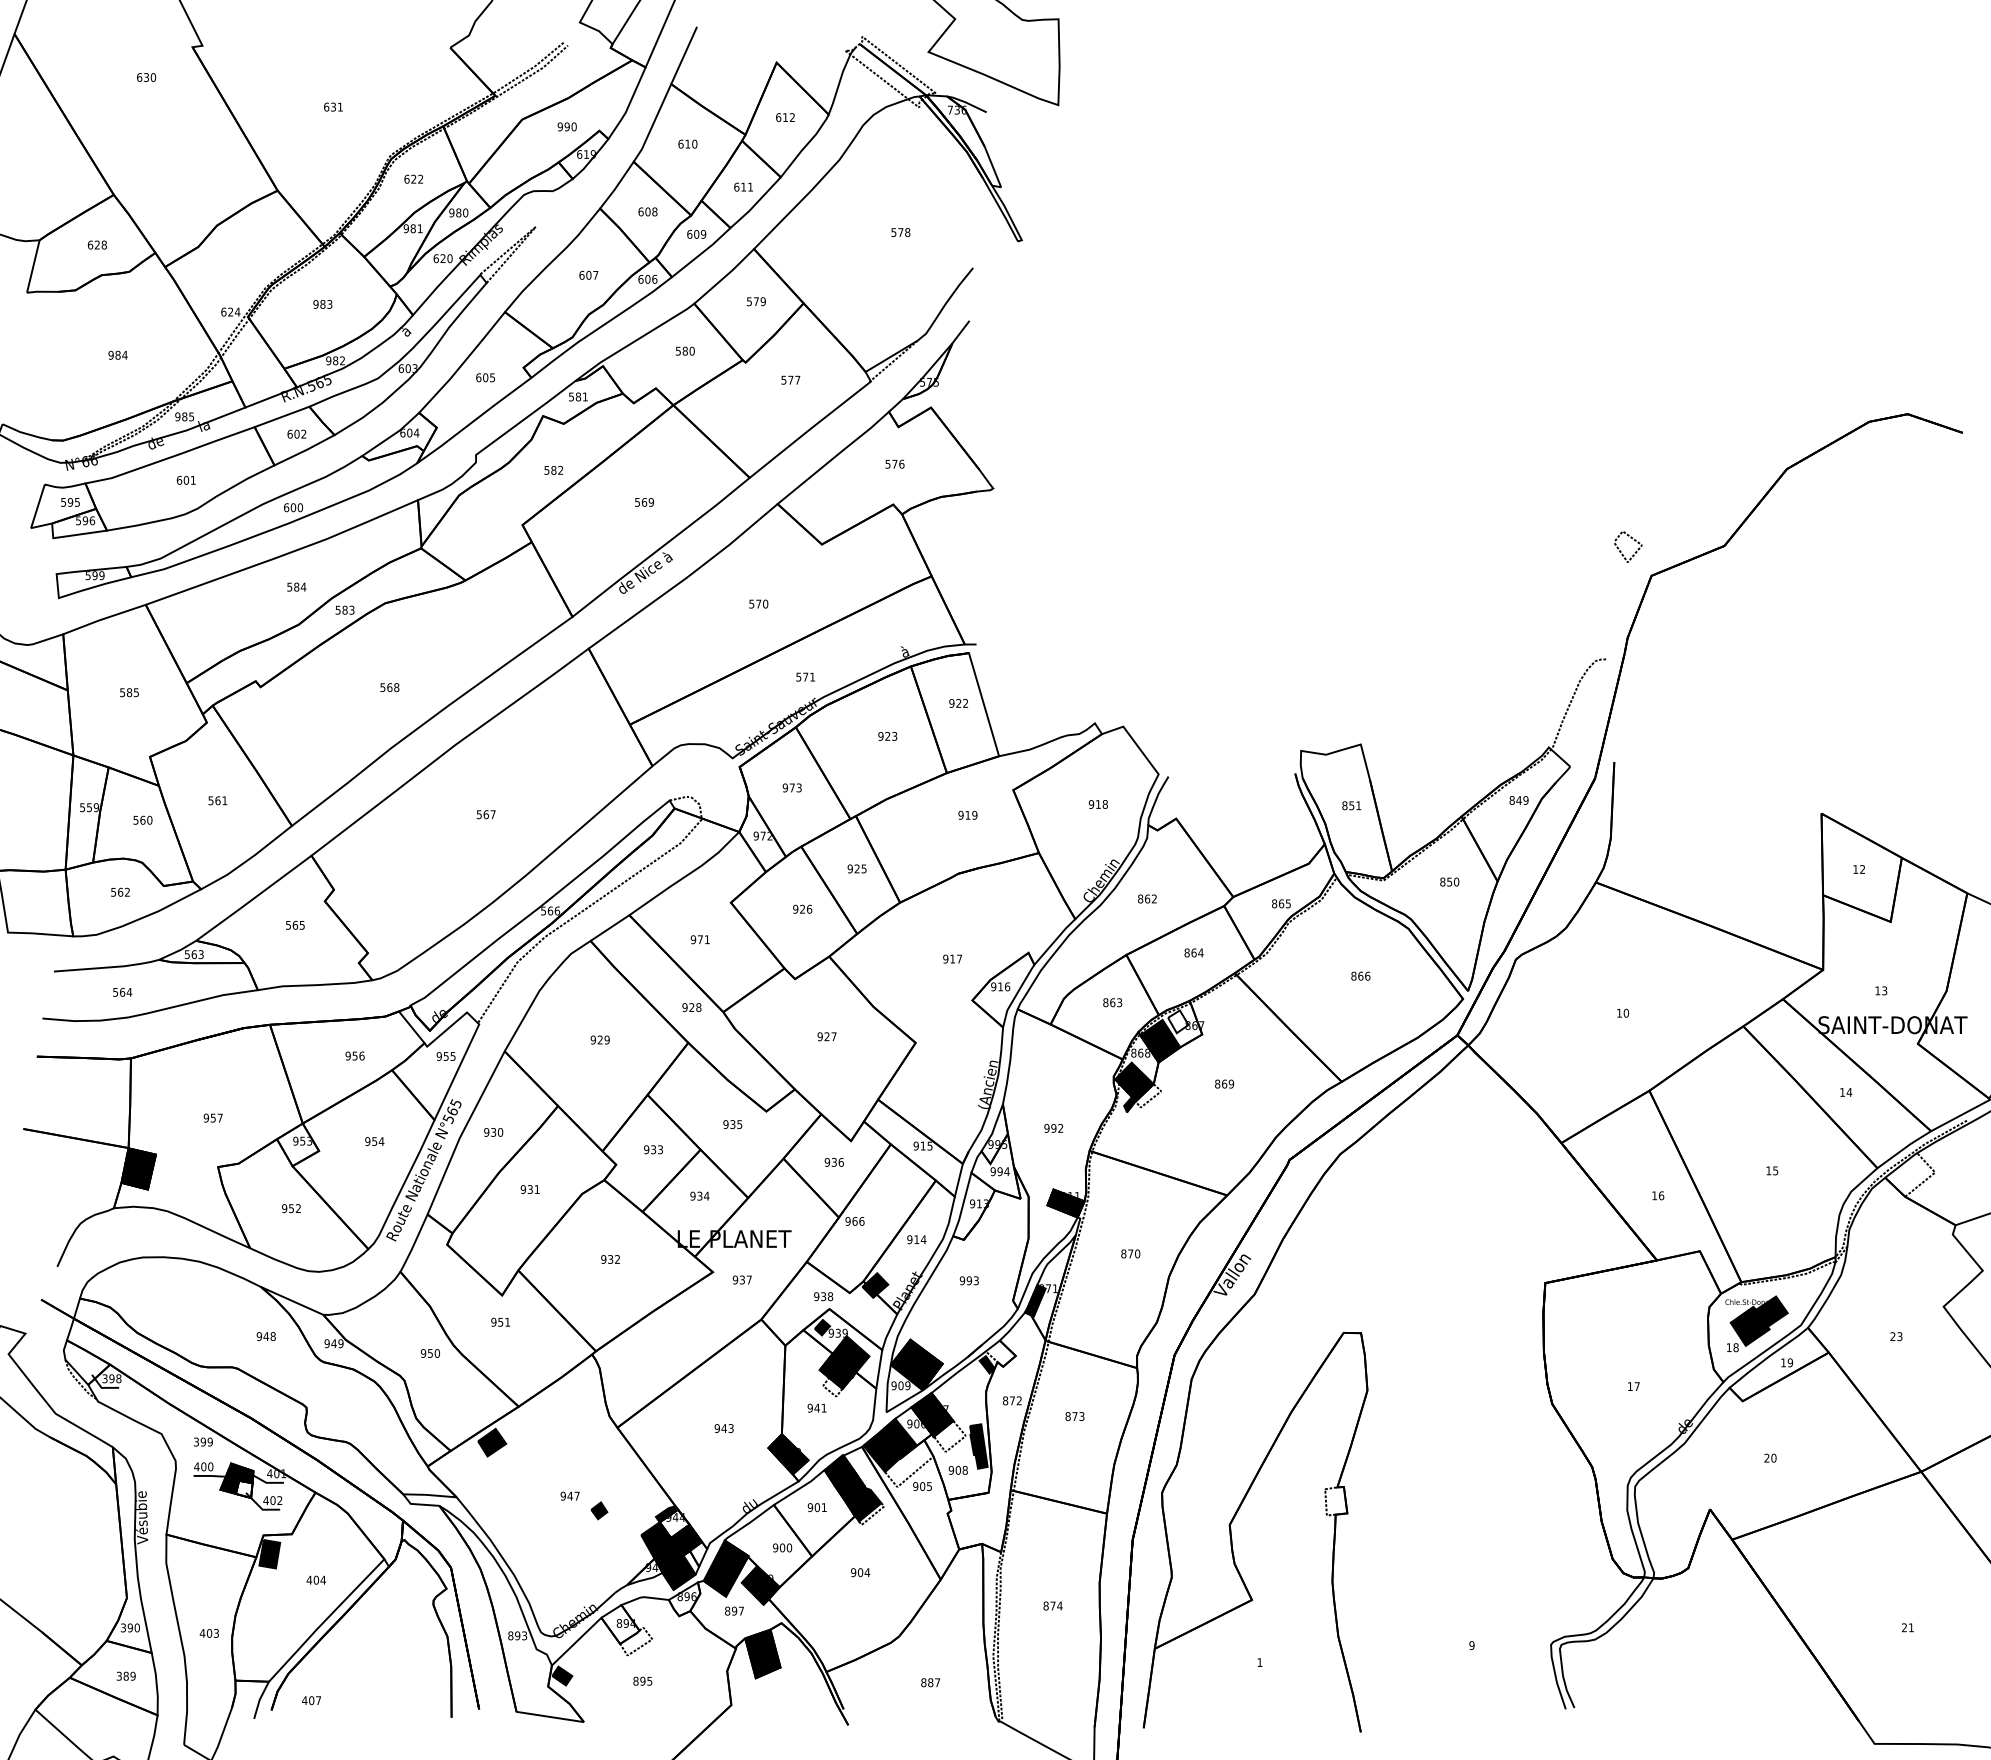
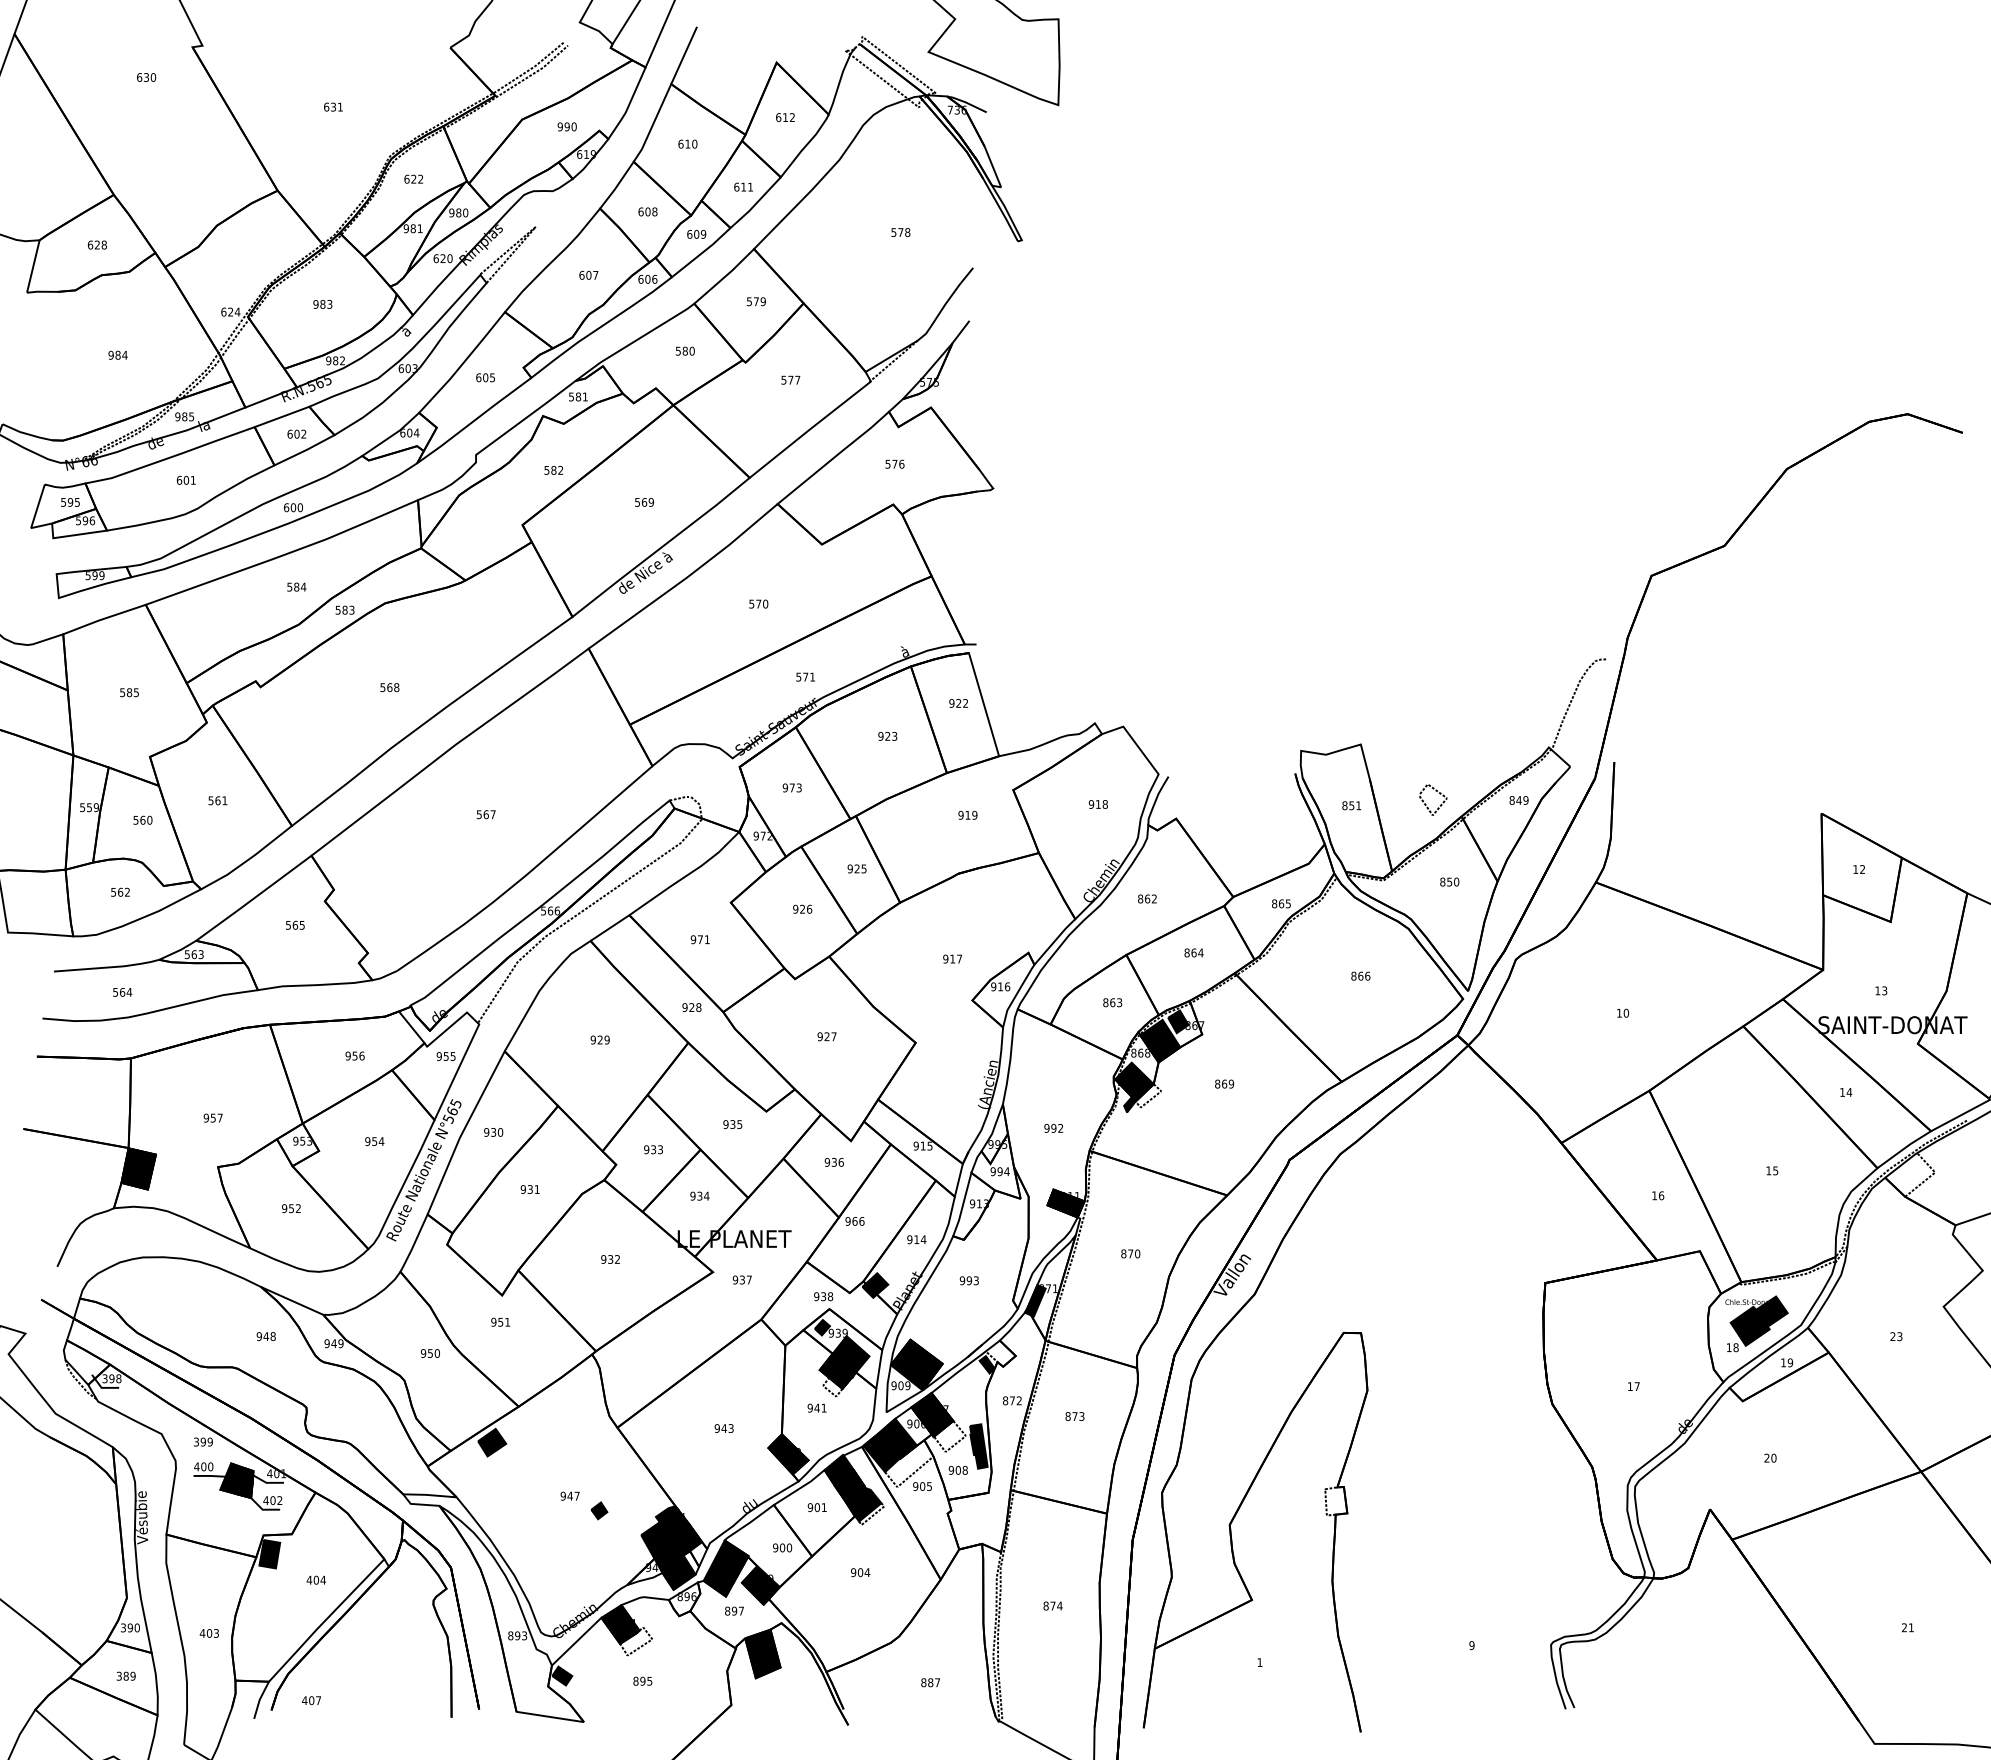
line position: (1630, 538) -> (1435, 791) (1435, 791)
fill: none -> present (1178, 1021)
fill: none -> present (243, 1489)
fill: none -> present (674, 1523)
fill: none -> present (620, 1624)
